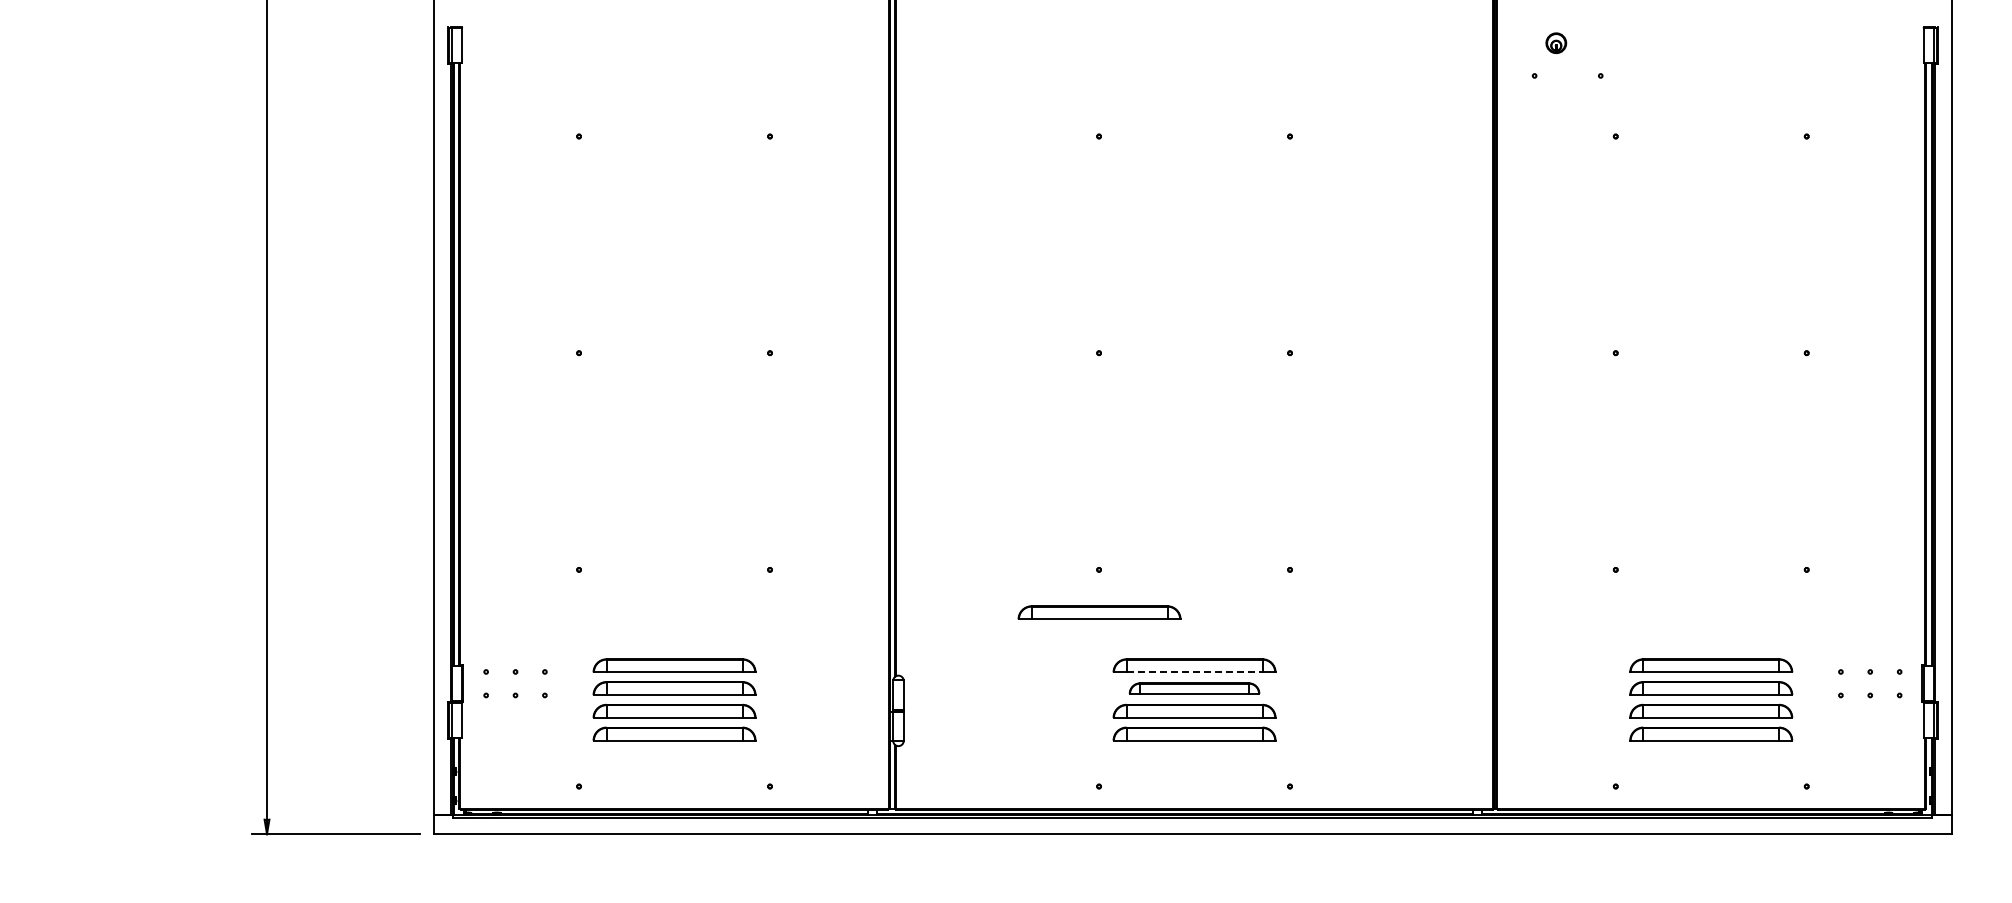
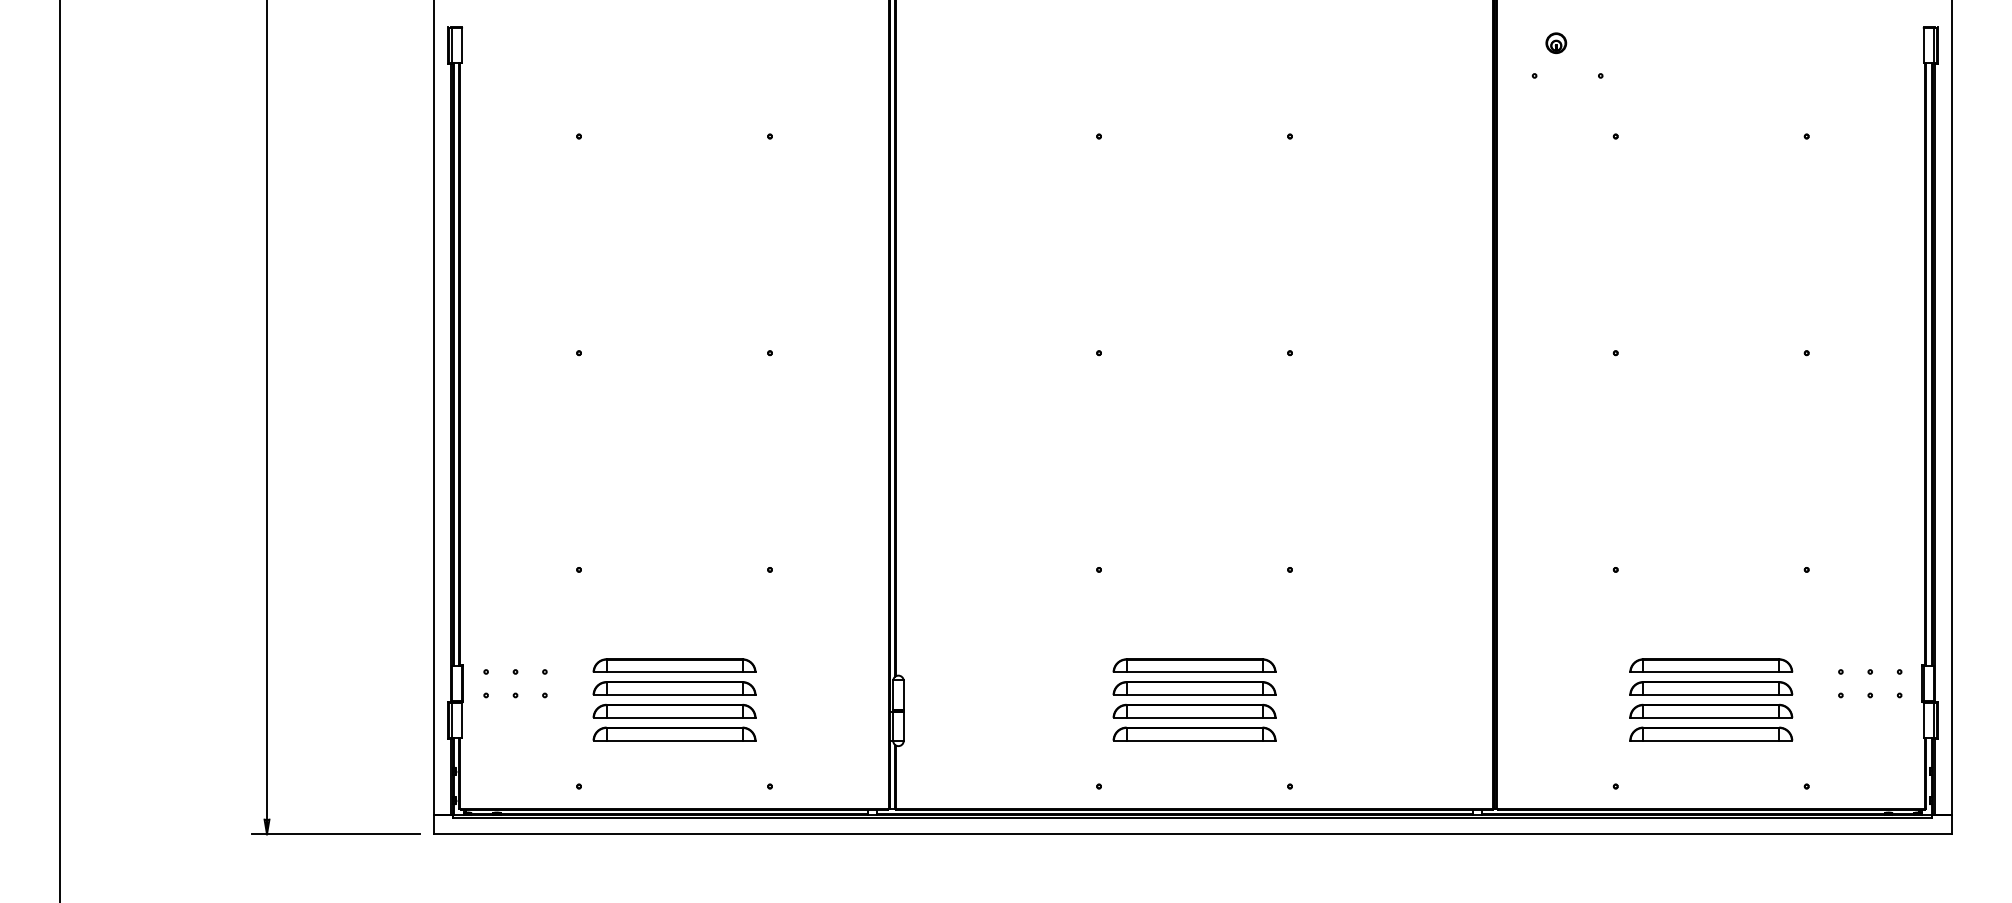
line: none -> present (60, 450)
part: present -> none (1099, 612)
line: dashed -> solid (1194, 672)
part size: 133x13 px -> 165x15 px (1194, 688)
